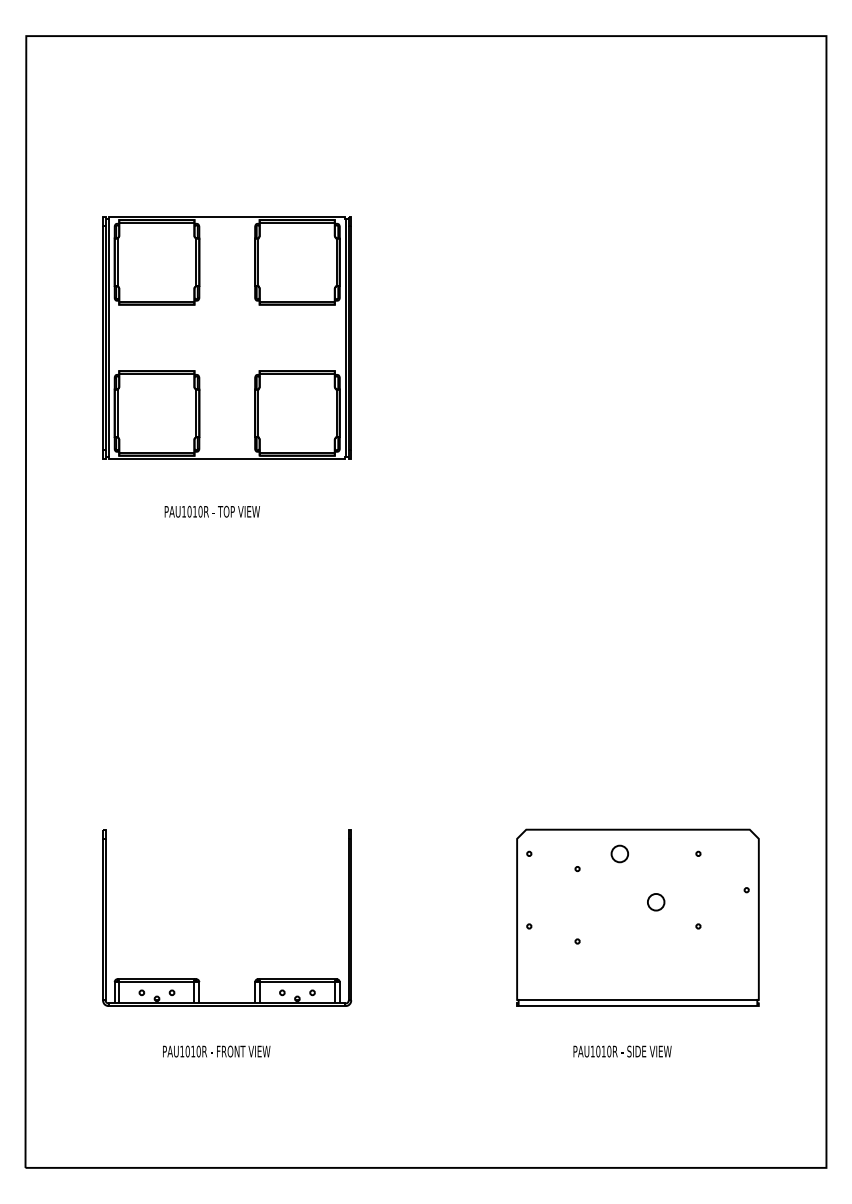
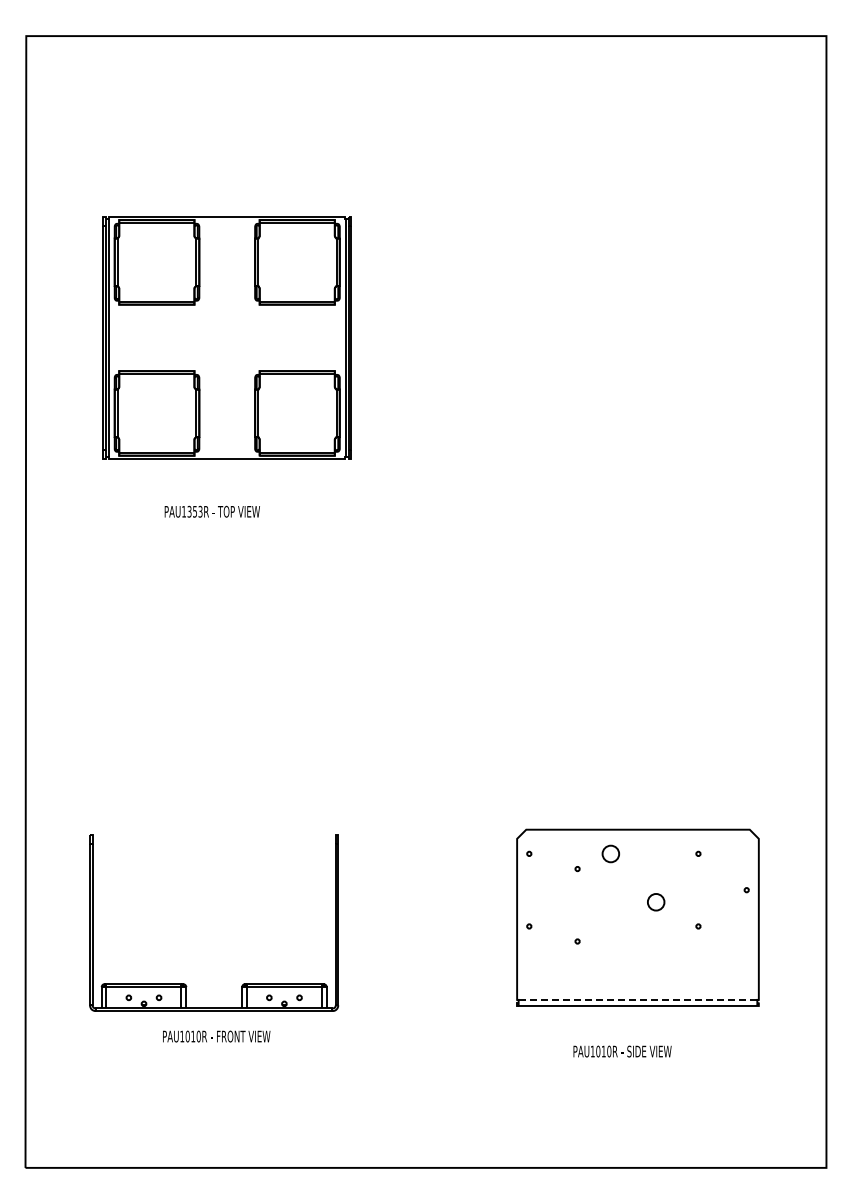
text: PAU1010R -> PAU1353R (194, 511)
circle position: (619, 853) -> (610, 853) (610, 853)
part position: (256, 978) -> (243, 983) (243, 983)
line: solid -> dashed (638, 1000)
text position: (216, 1051) -> (216, 1036) (216, 1036)
